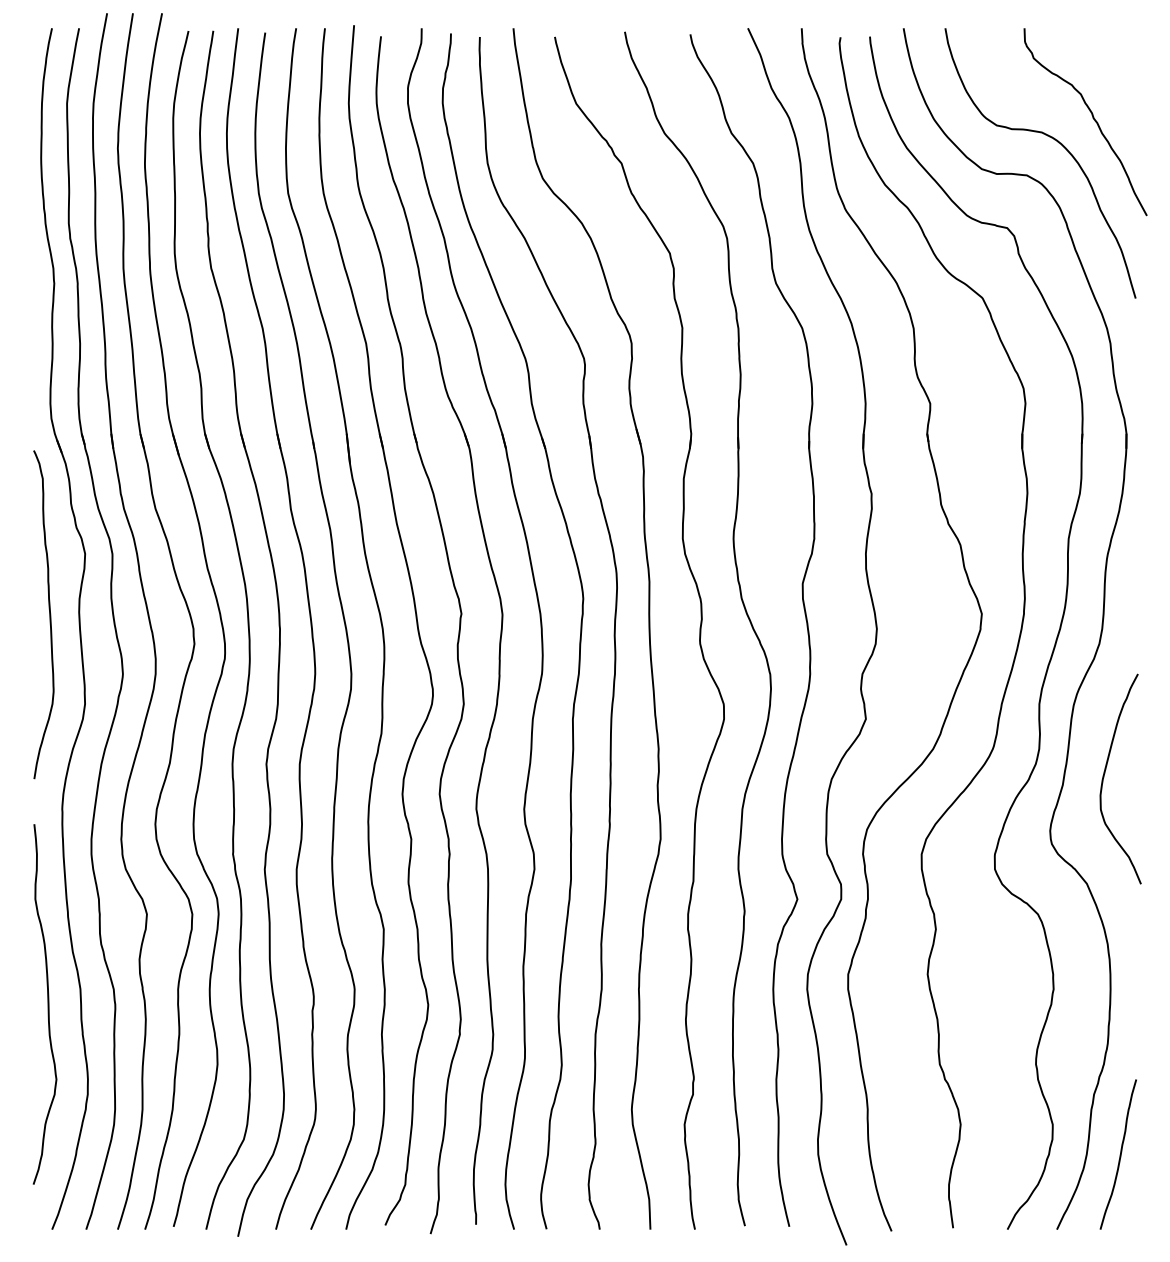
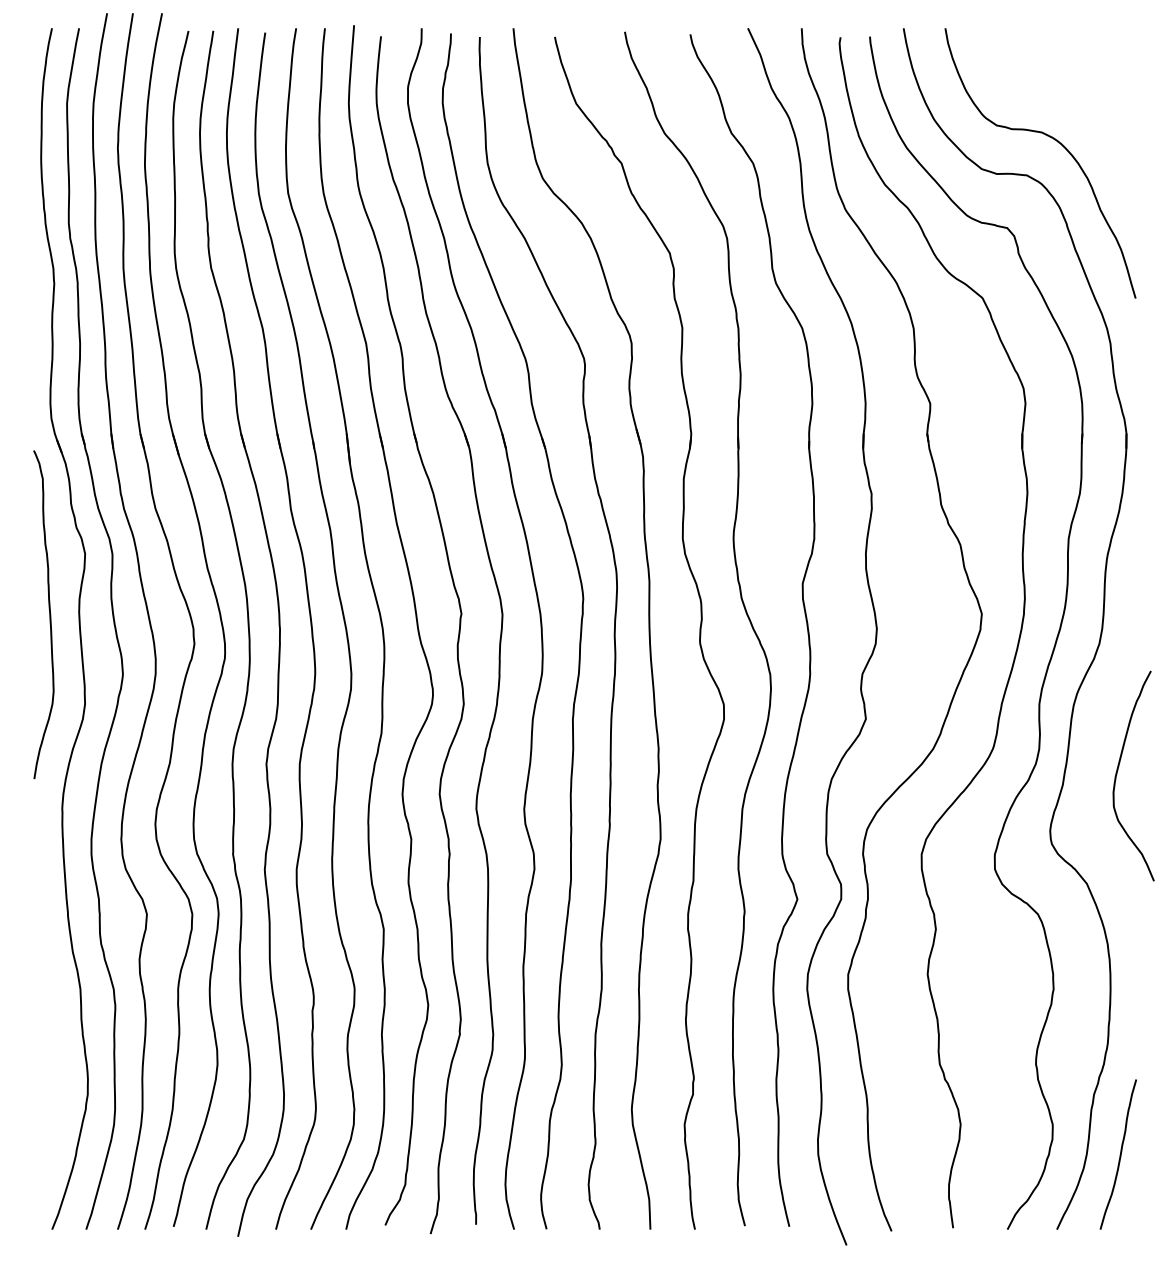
curve: present -> none (1092, 118)
curve position: (1105, 773) -> (1118, 770) (1118, 770)
curve: present -> none (47, 1004)
